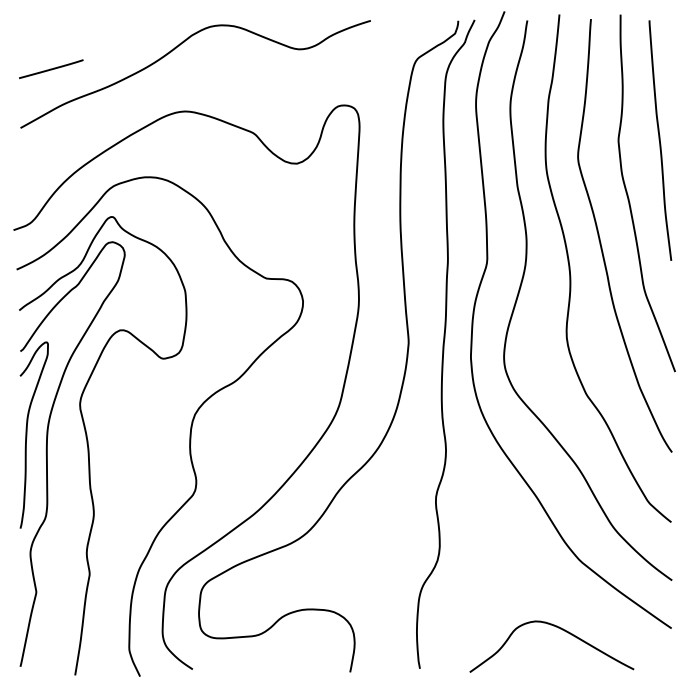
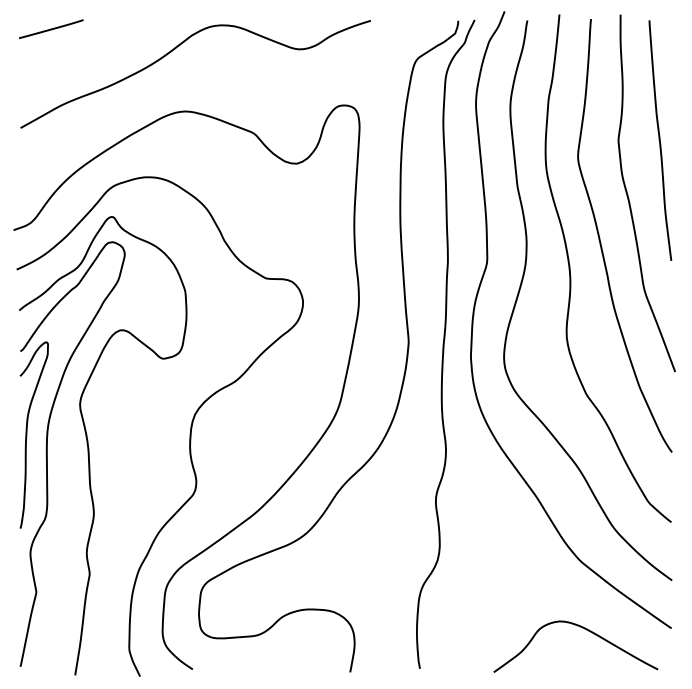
line position: (51, 68) -> (51, 28) (51, 28)
curve position: (560, 629) -> (584, 629) (584, 629)
